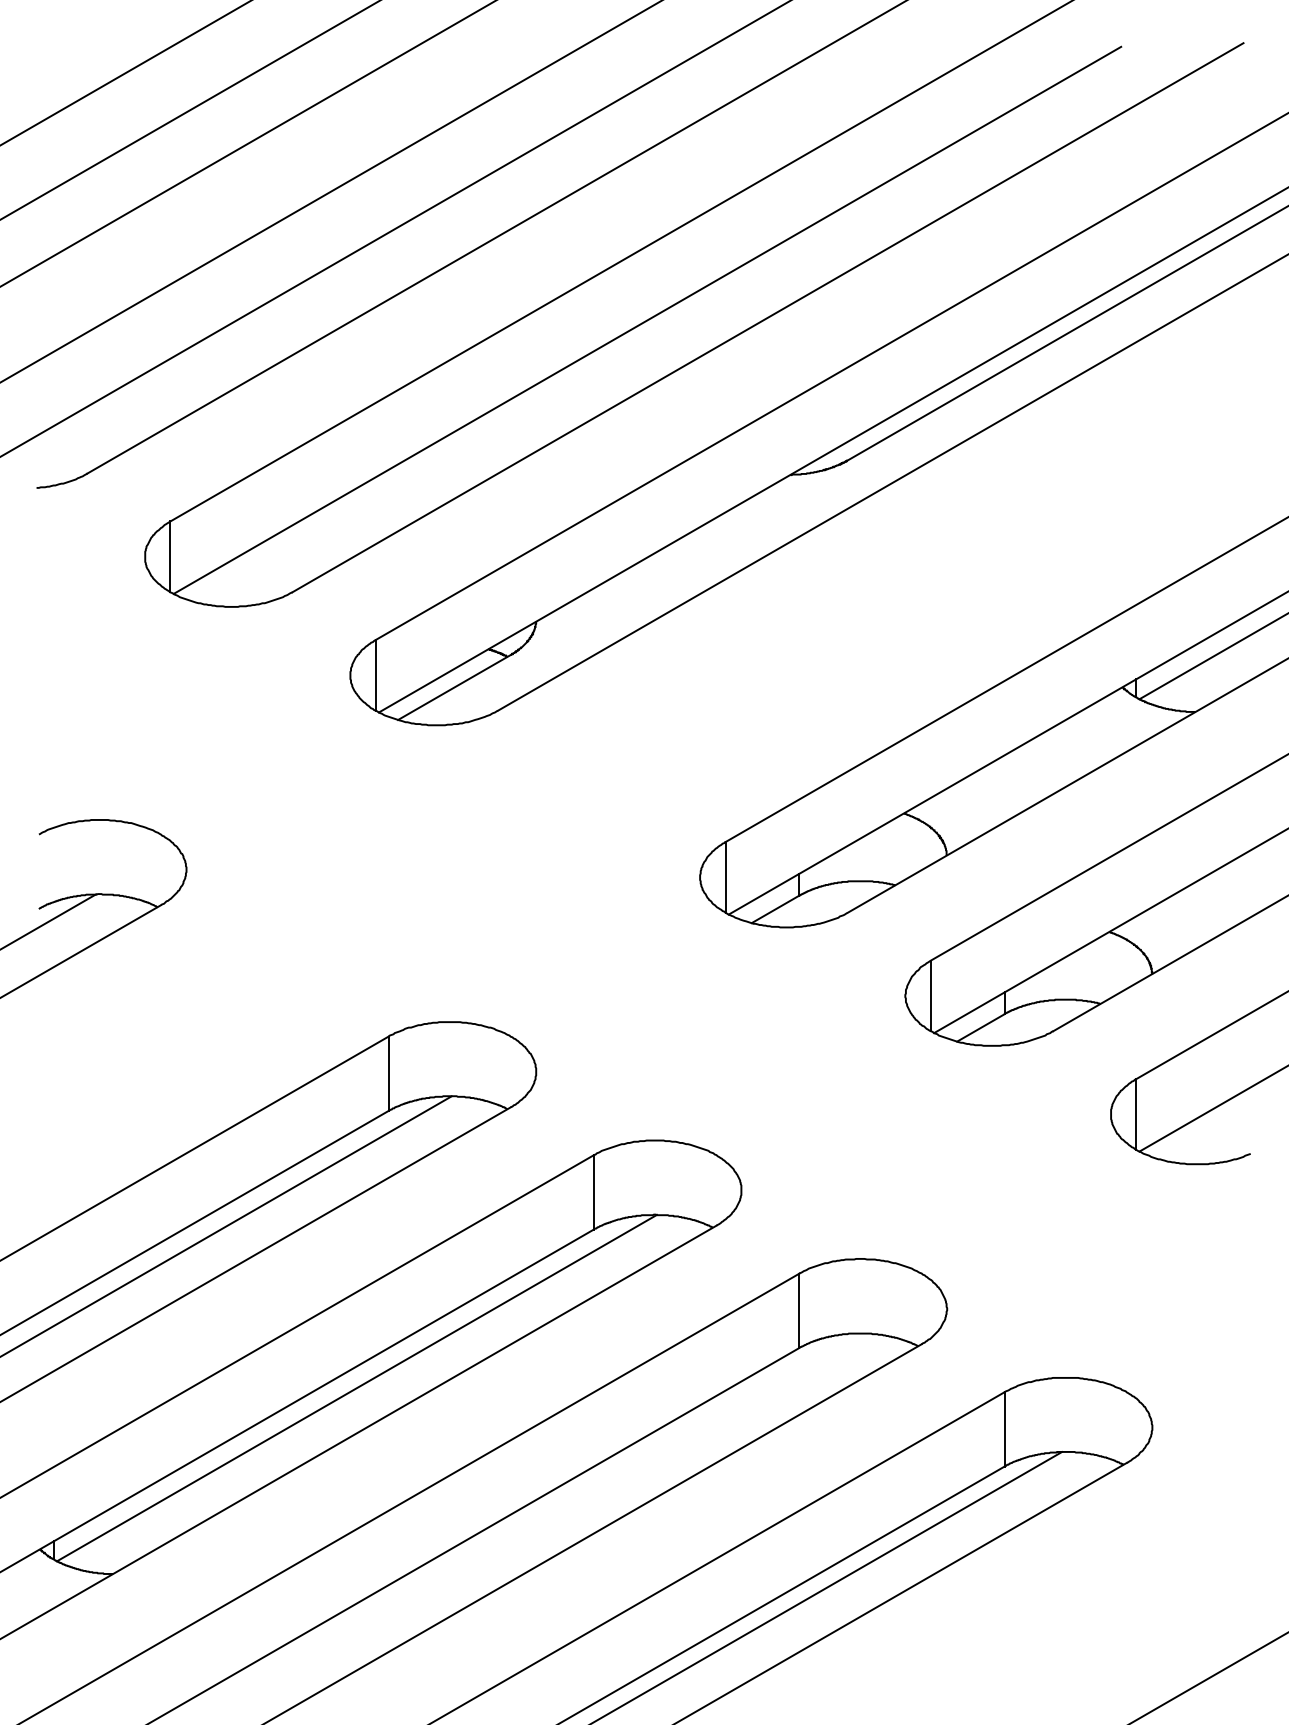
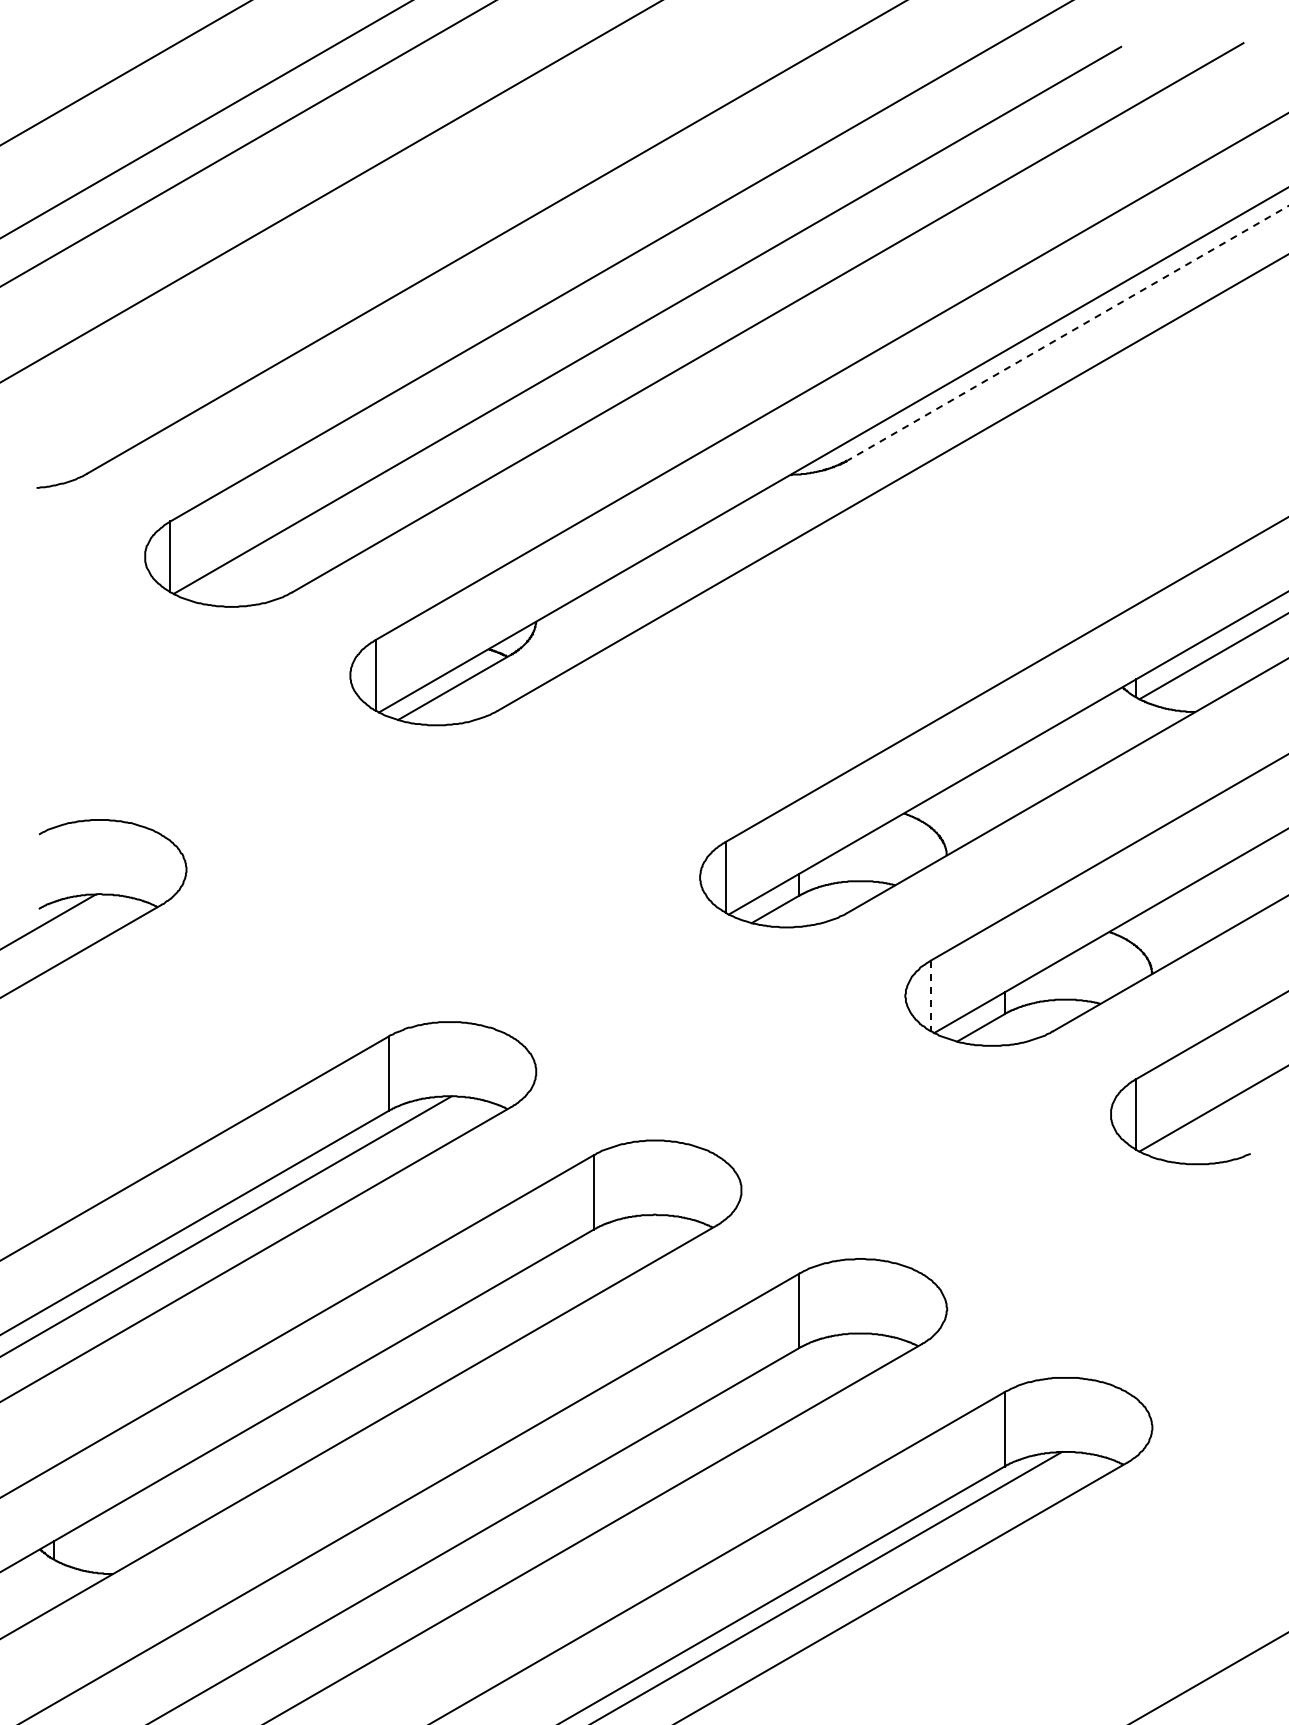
line position: (189, 110) -> (205, 119) (205, 119)
line: present -> none (394, 228)
line: solid -> dashed (1067, 333)
line: solid -> dashed (930, 996)
line: present -> none (357, 1387)
